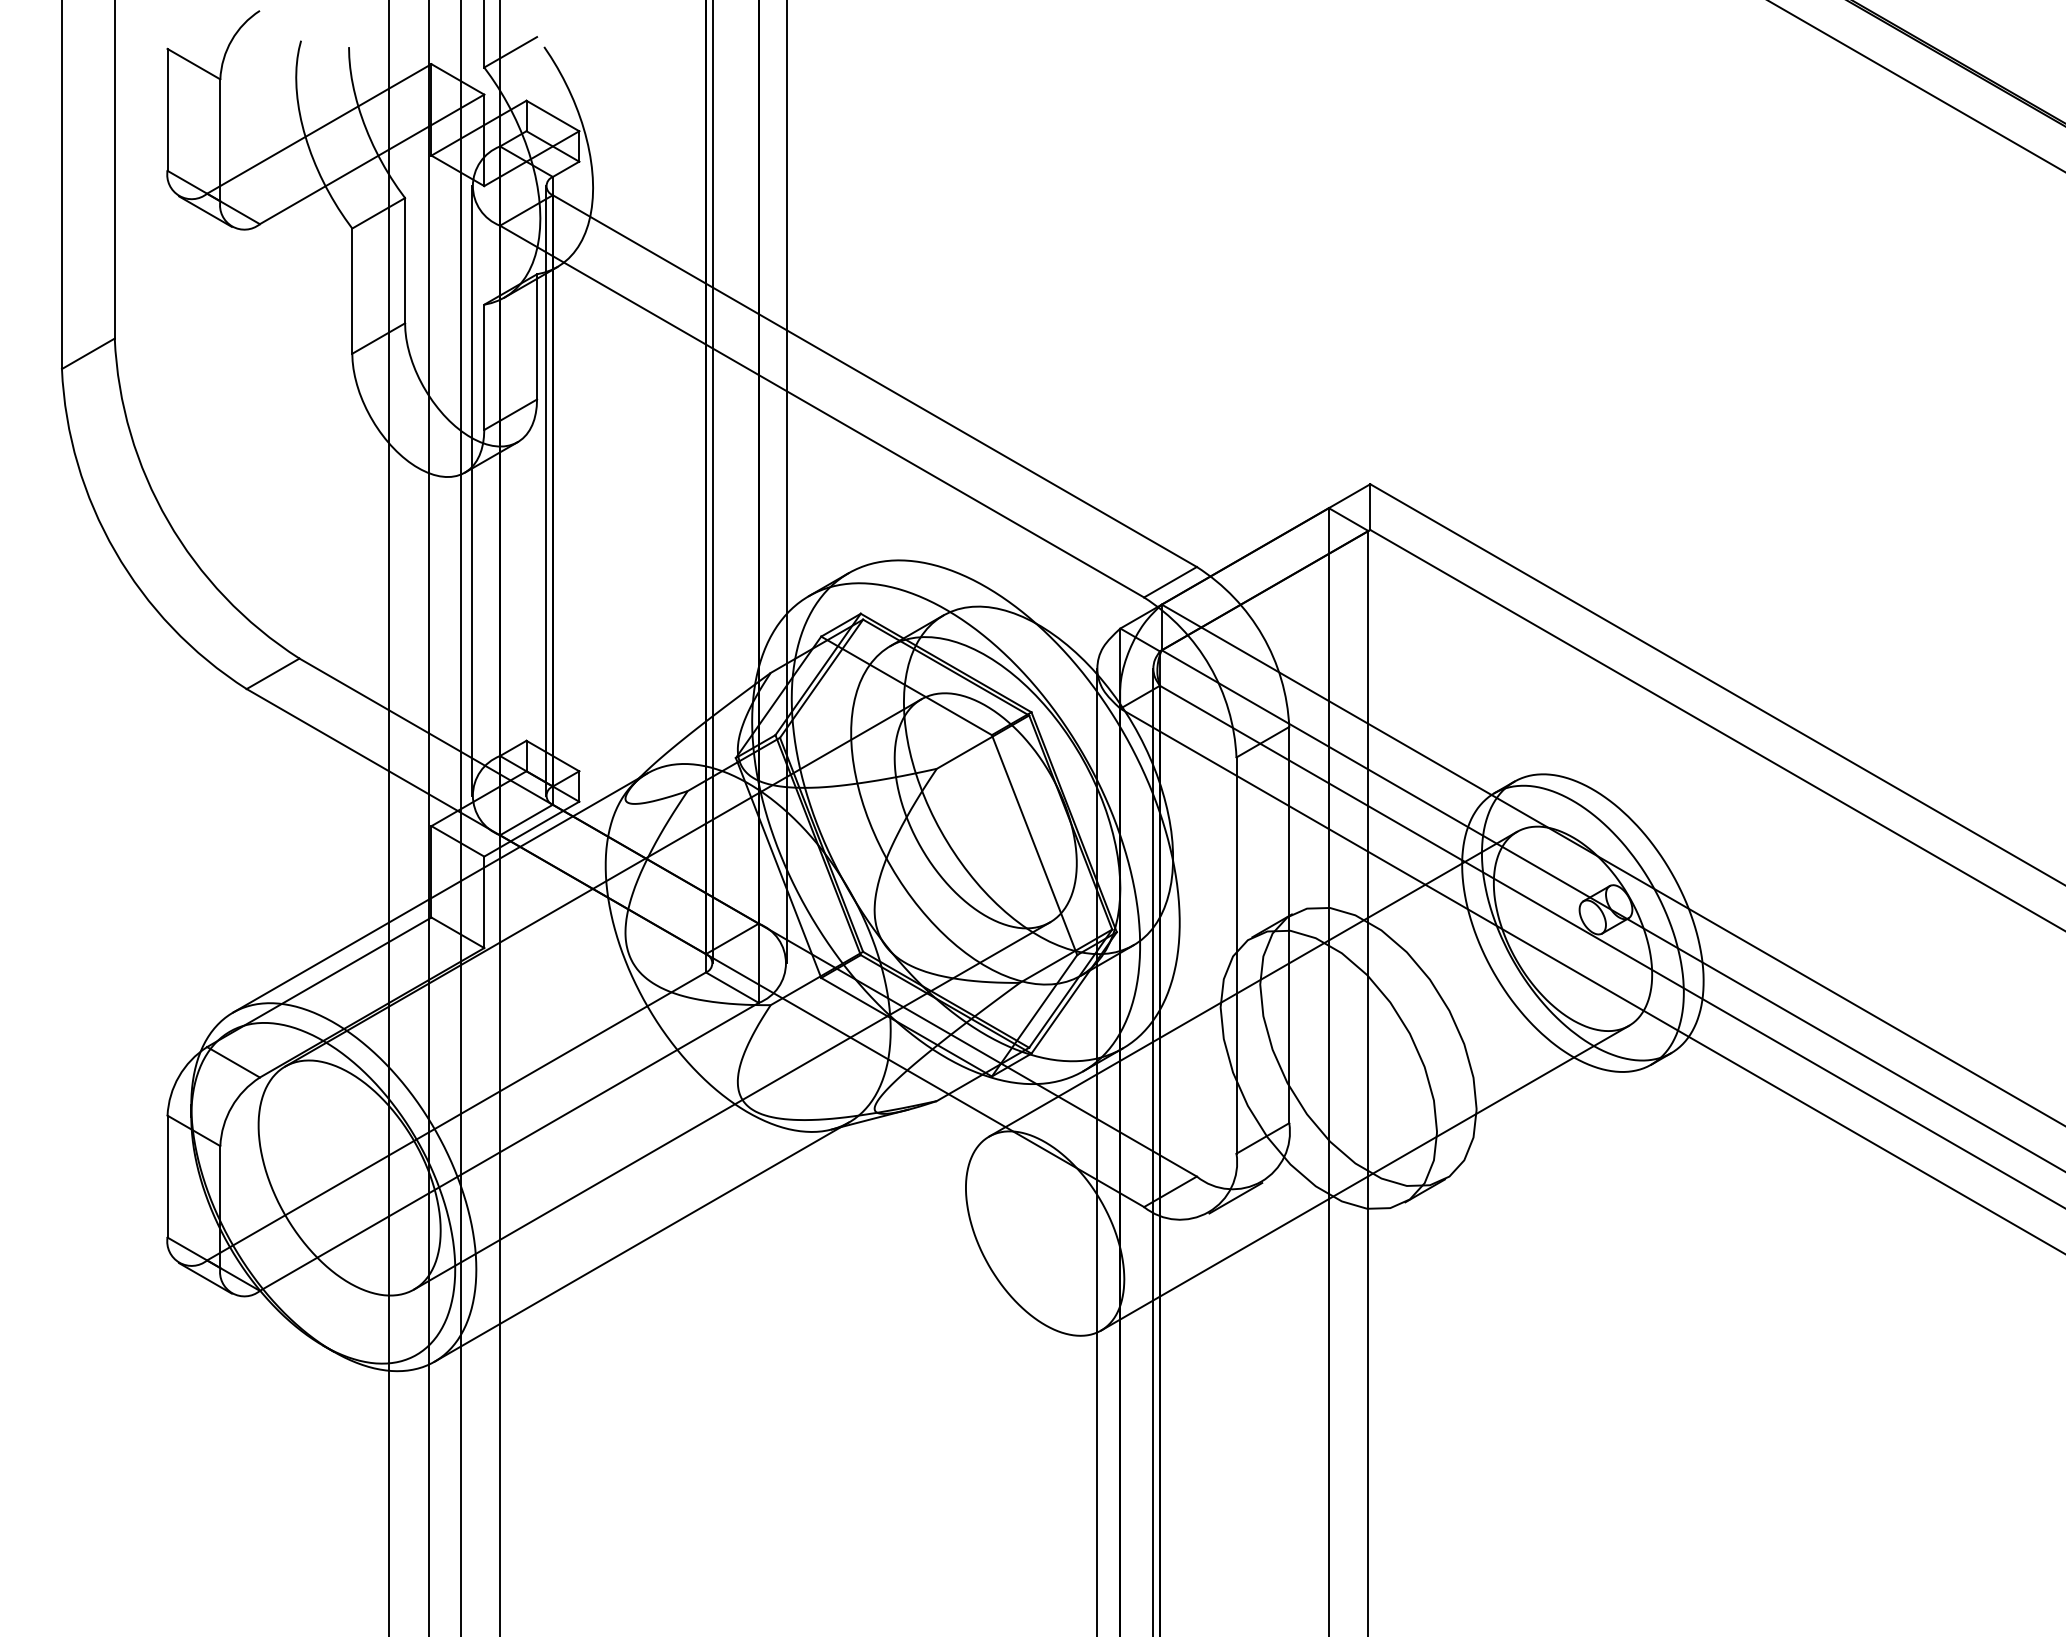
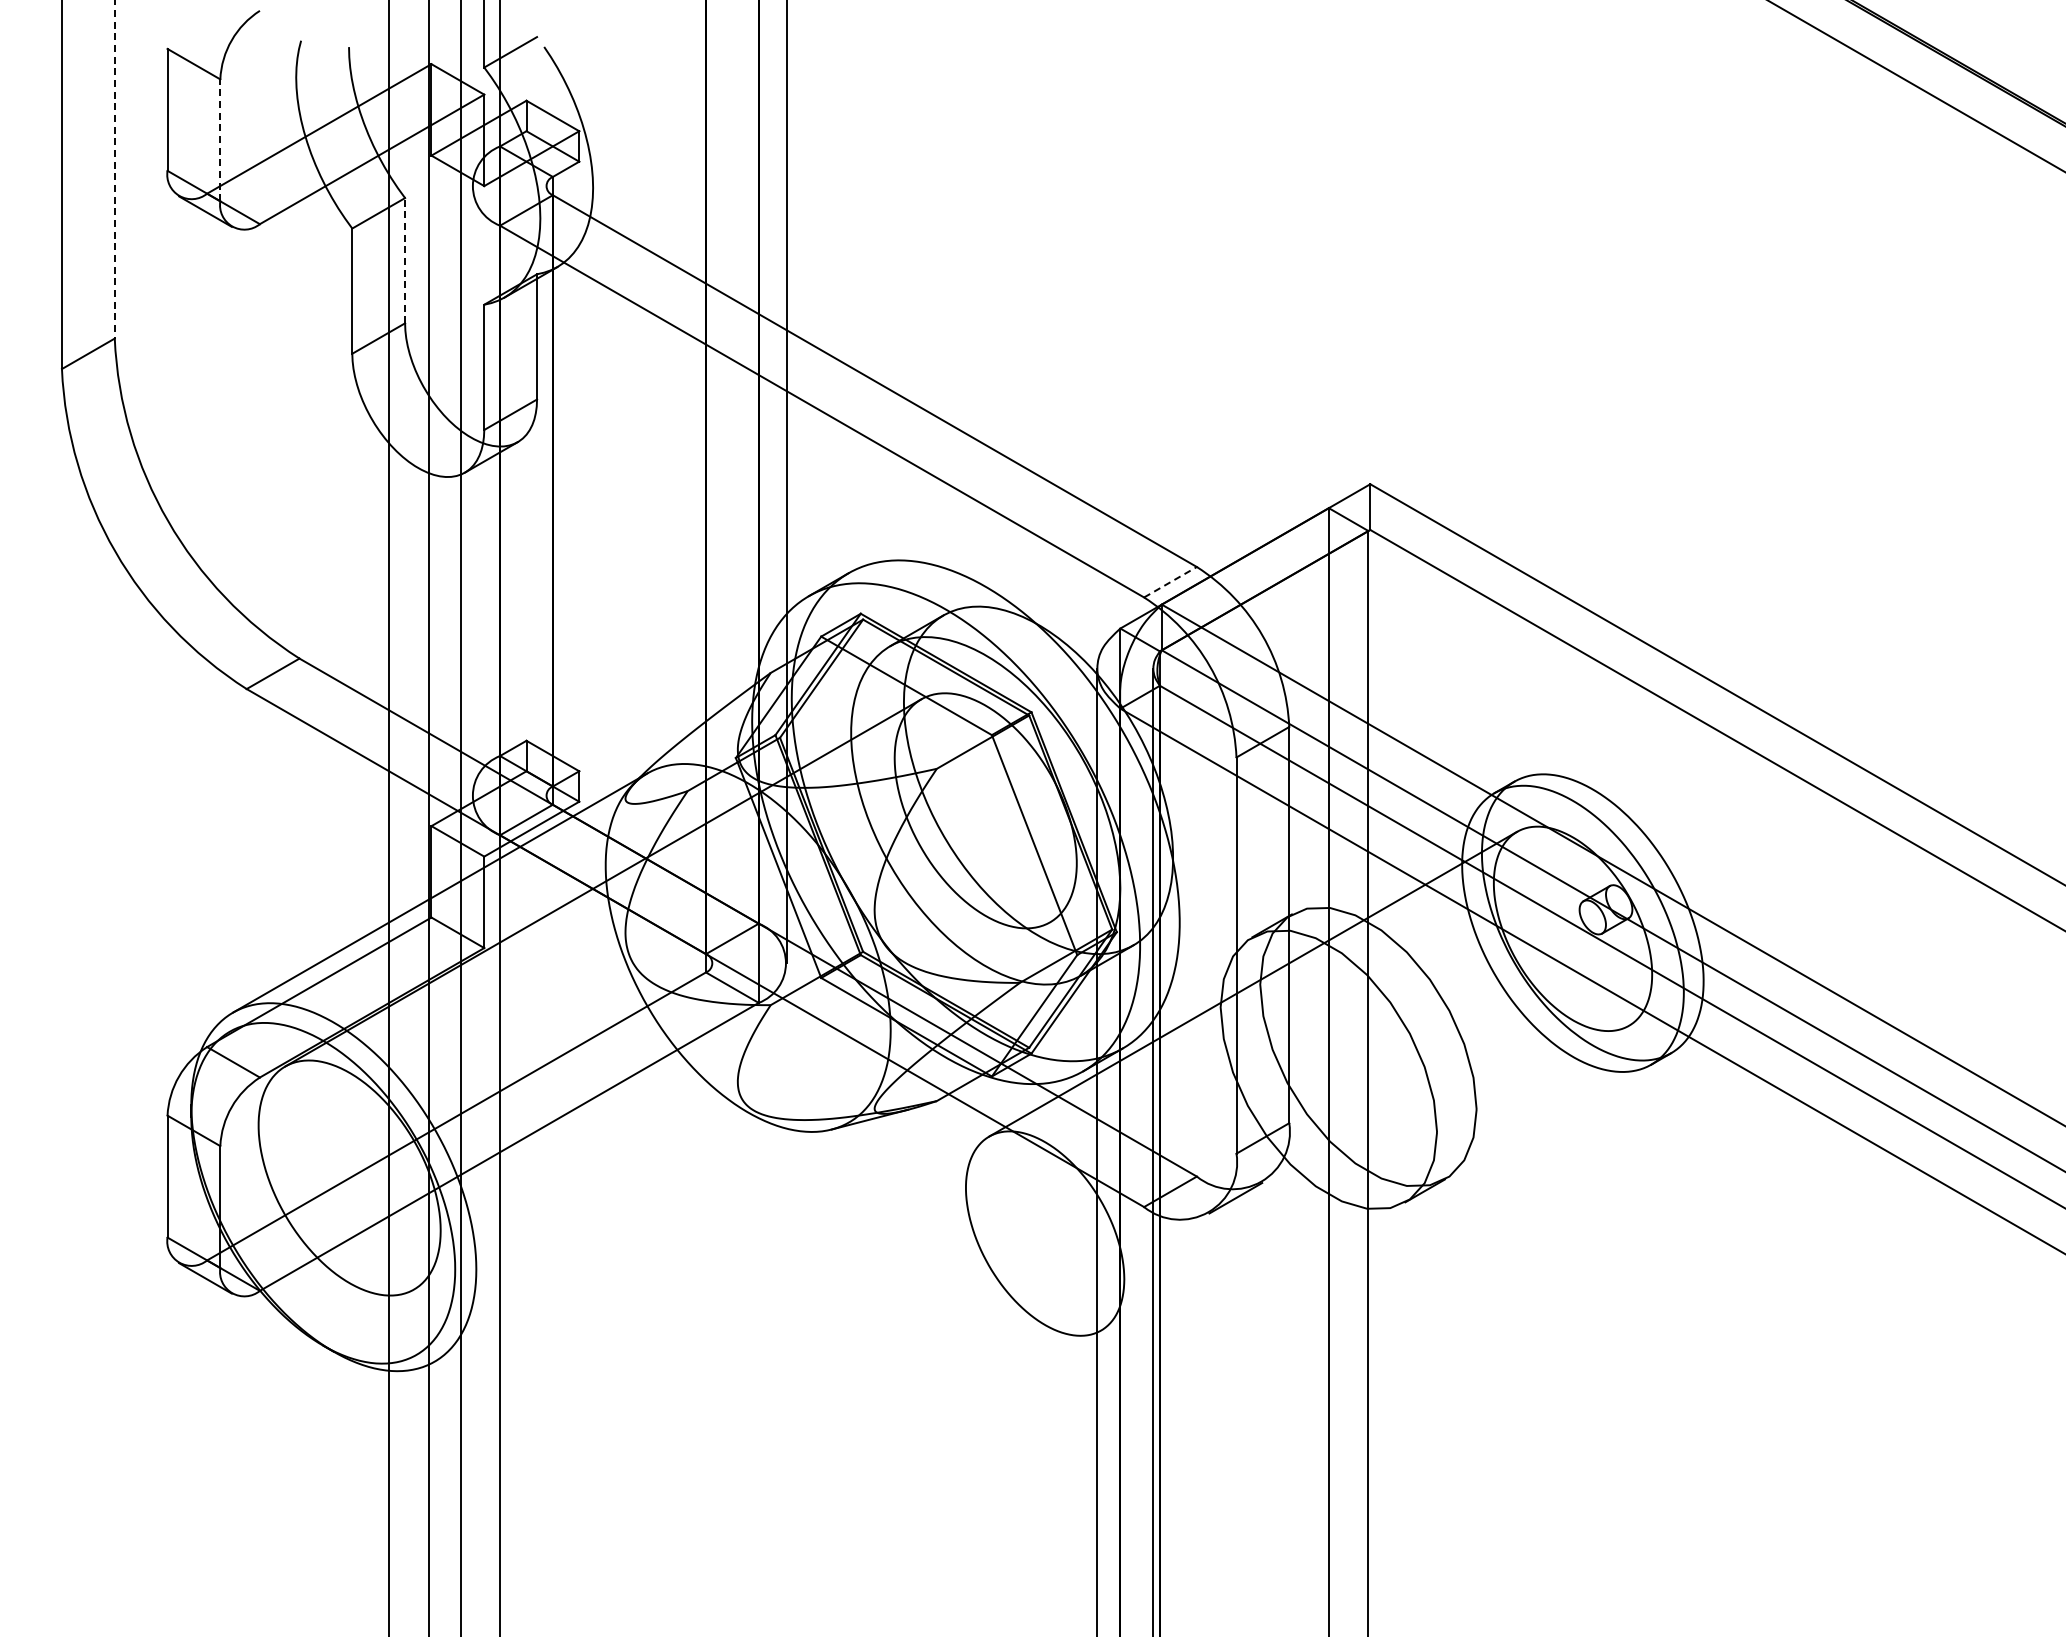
line: solid -> dashed (220, 140)
line: solid -> dashed (114, 169)
line: solid -> dashed (405, 260)
line: present -> none (712, 482)
line: present -> none (471, 490)
line: present -> none (546, 490)
line: solid -> dashed (1170, 581)
line: present -> none (732, 1105)
line: present -> none (1364, 1177)
line: present -> none (641, 1241)
